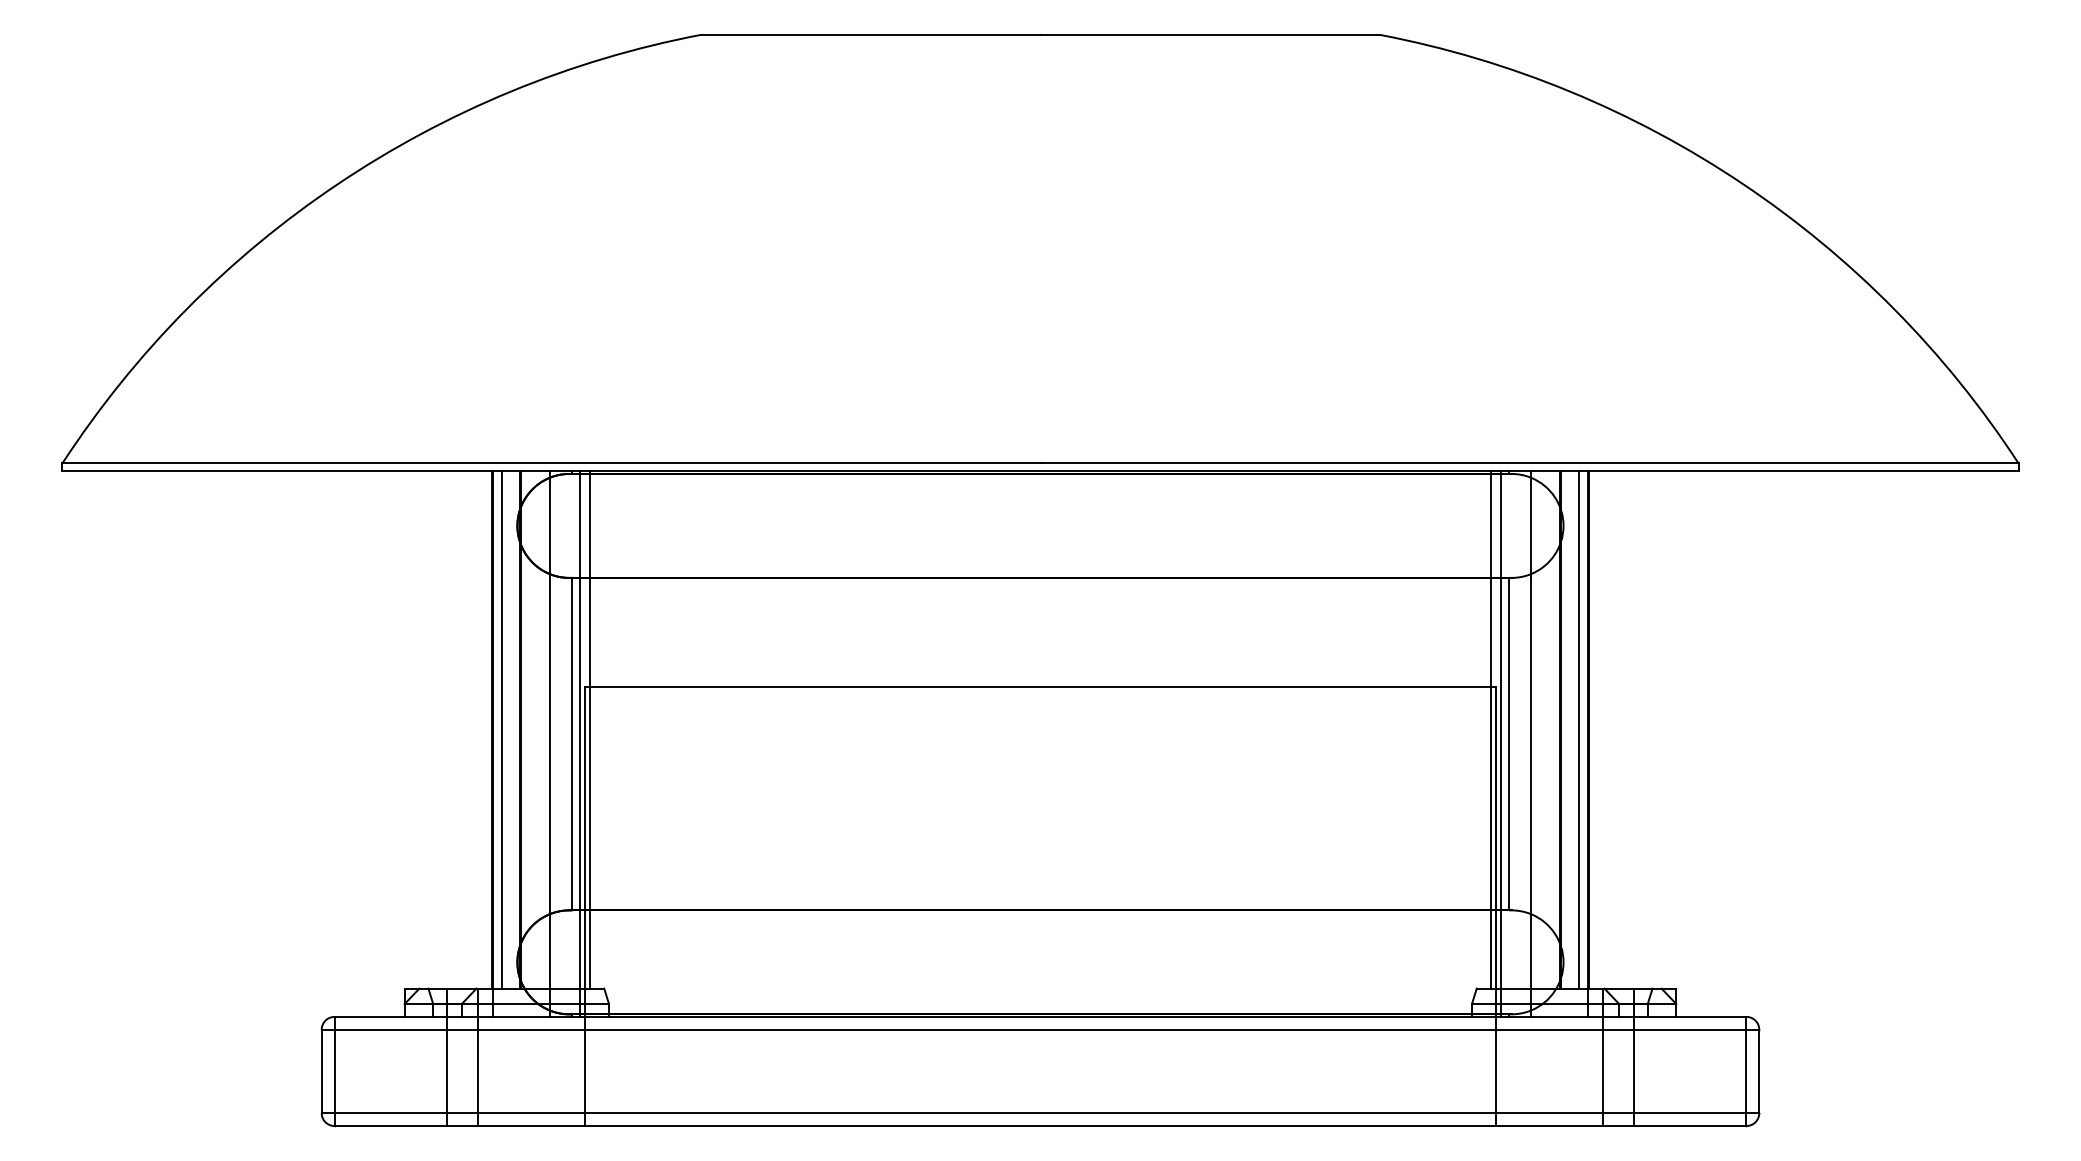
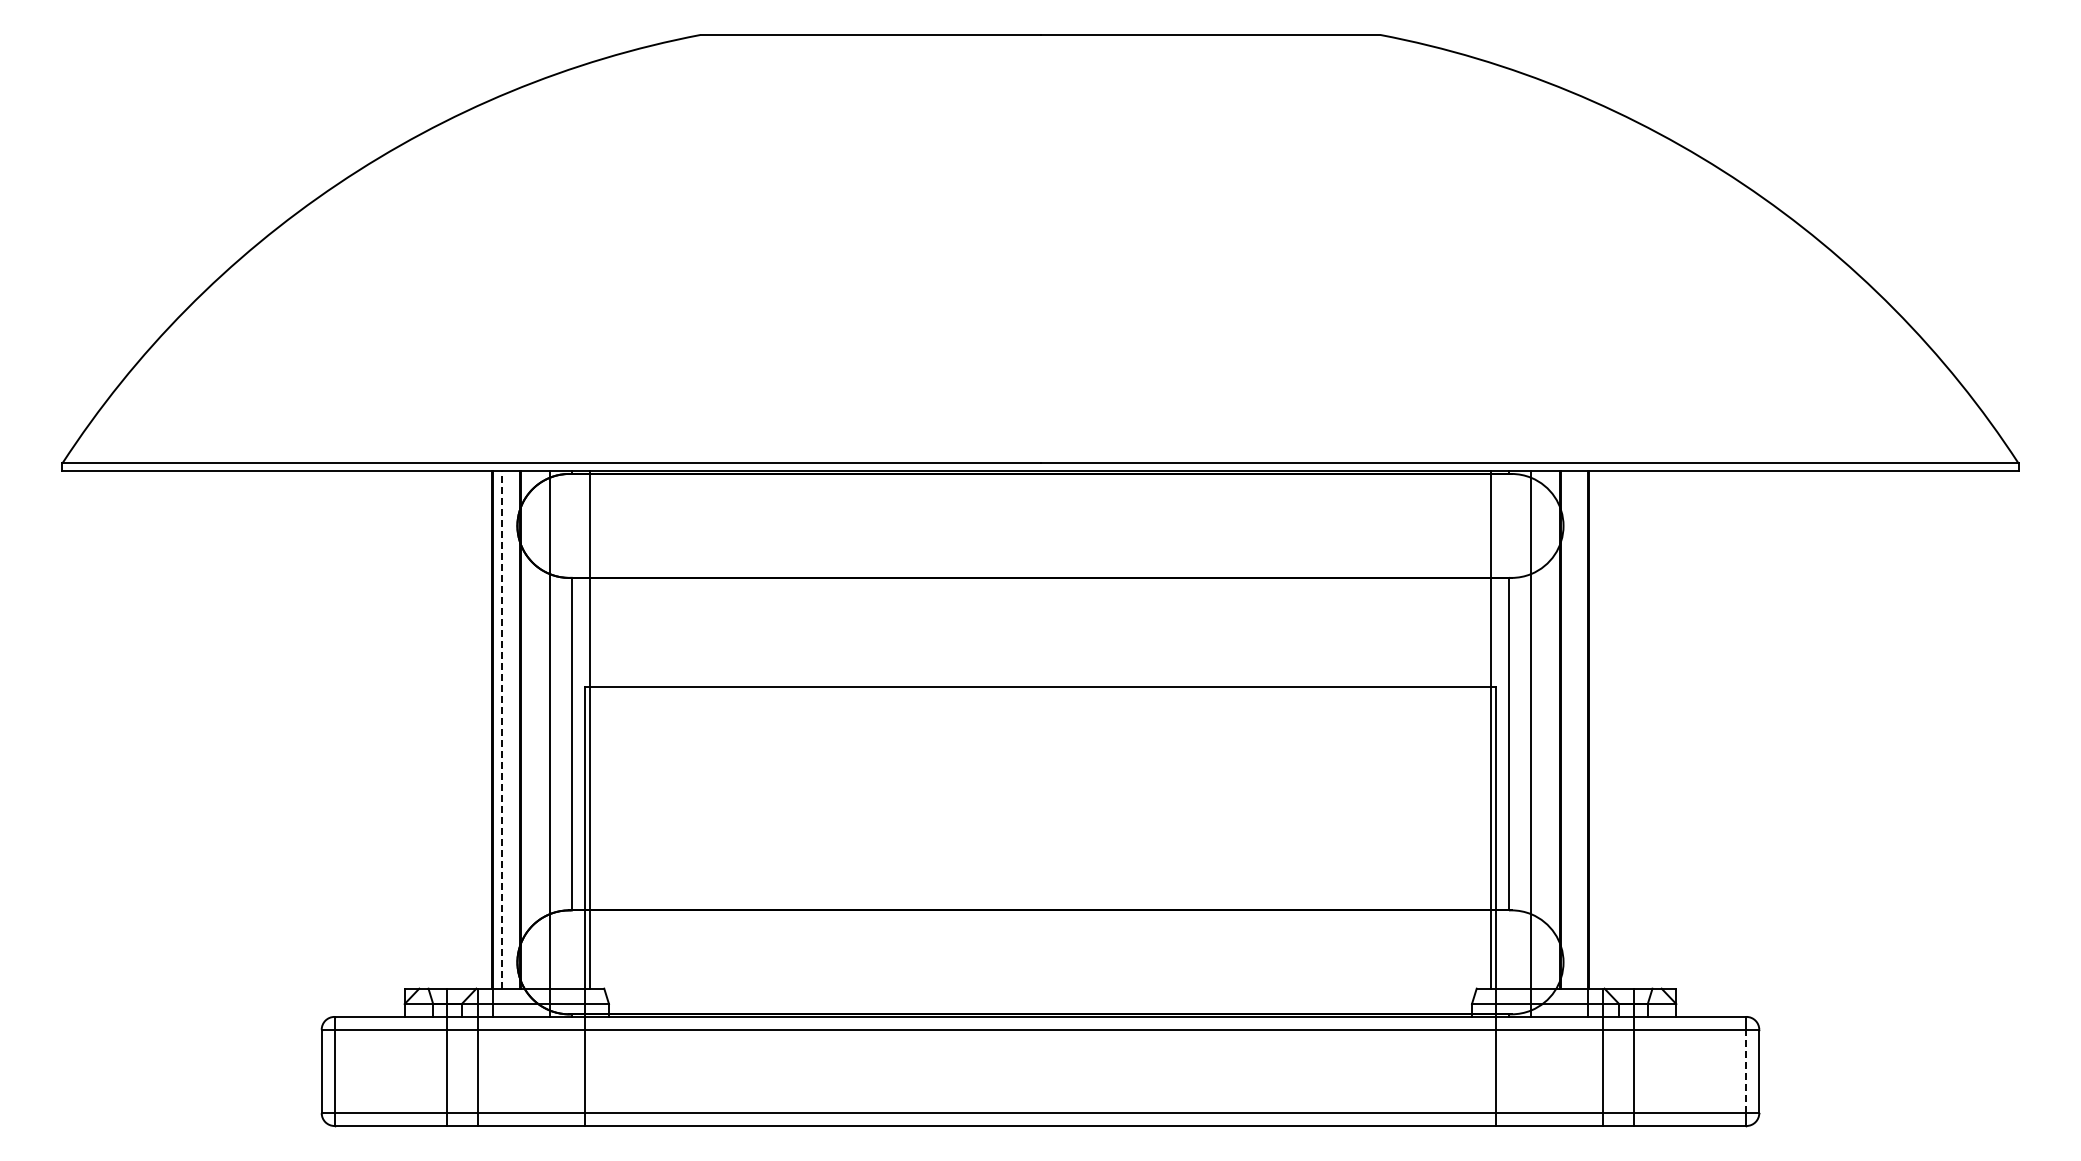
line: present -> none (1578, 729)
line: solid -> dashed (502, 730)
line: present -> none (580, 743)
line: present -> none (1500, 743)
line: solid -> dashed (1746, 1071)
